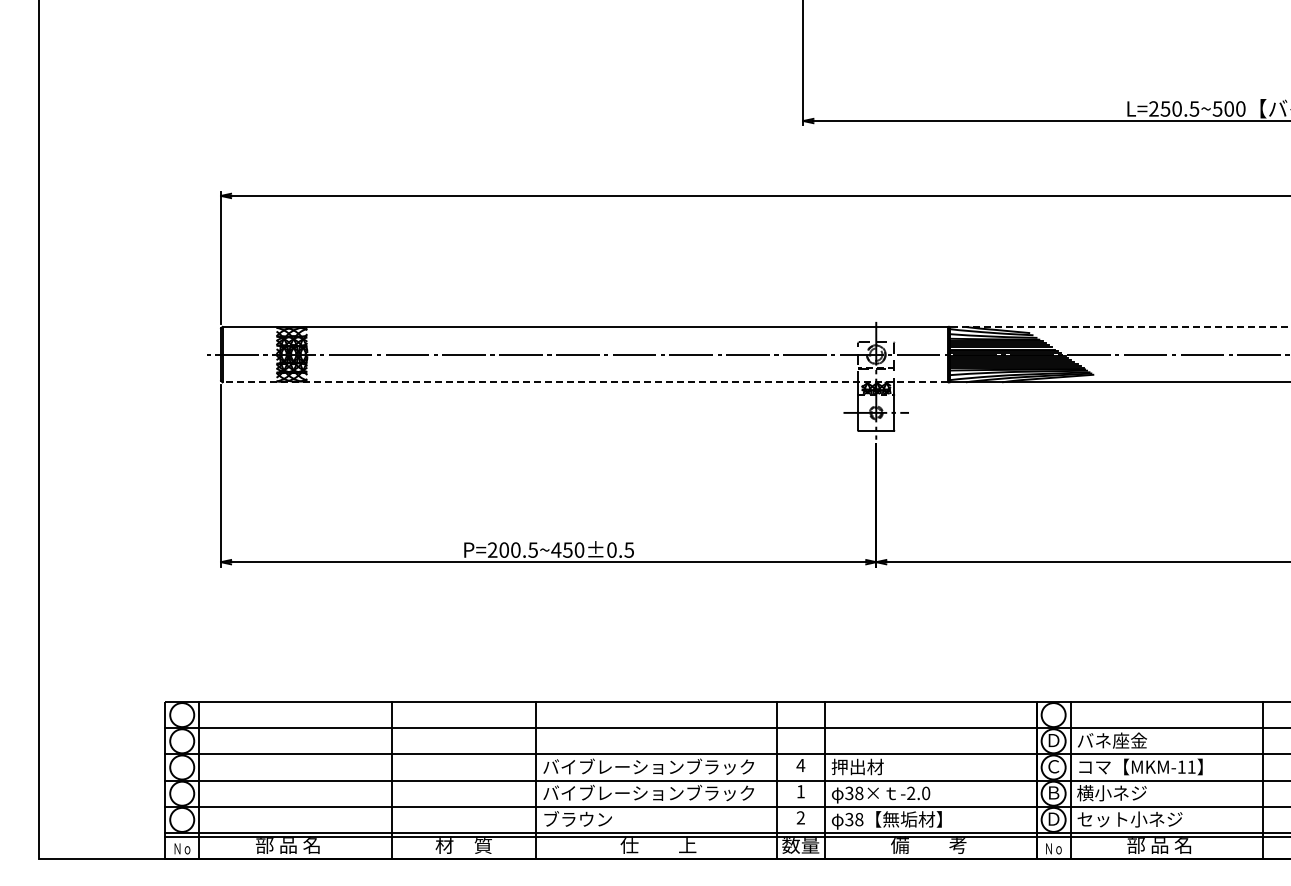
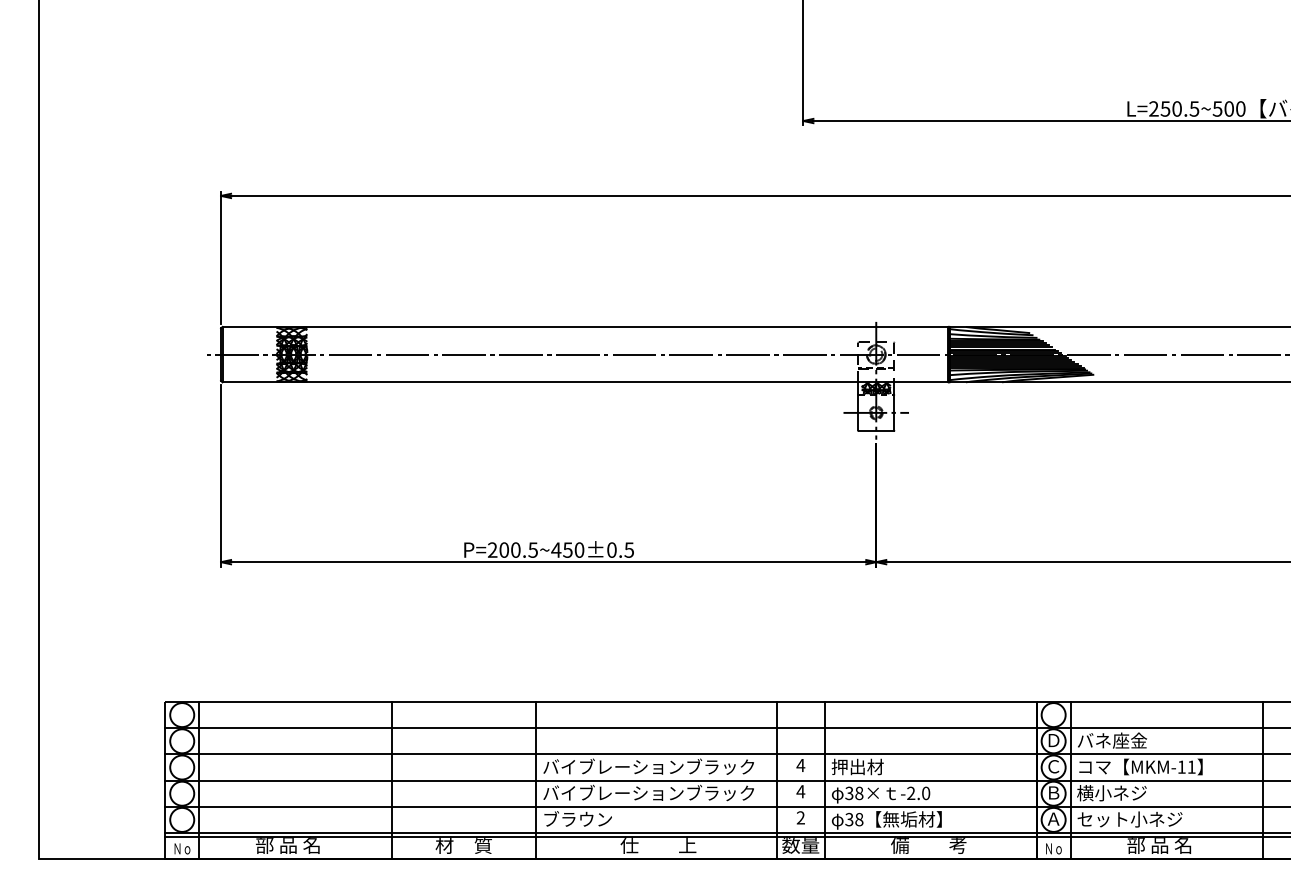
line: dashed -> solid (1119, 327)
line: dashed -> solid (585, 382)
text: 1 -> 4 (800, 791)
text: Ｄ -> Ａ (1053, 818)
